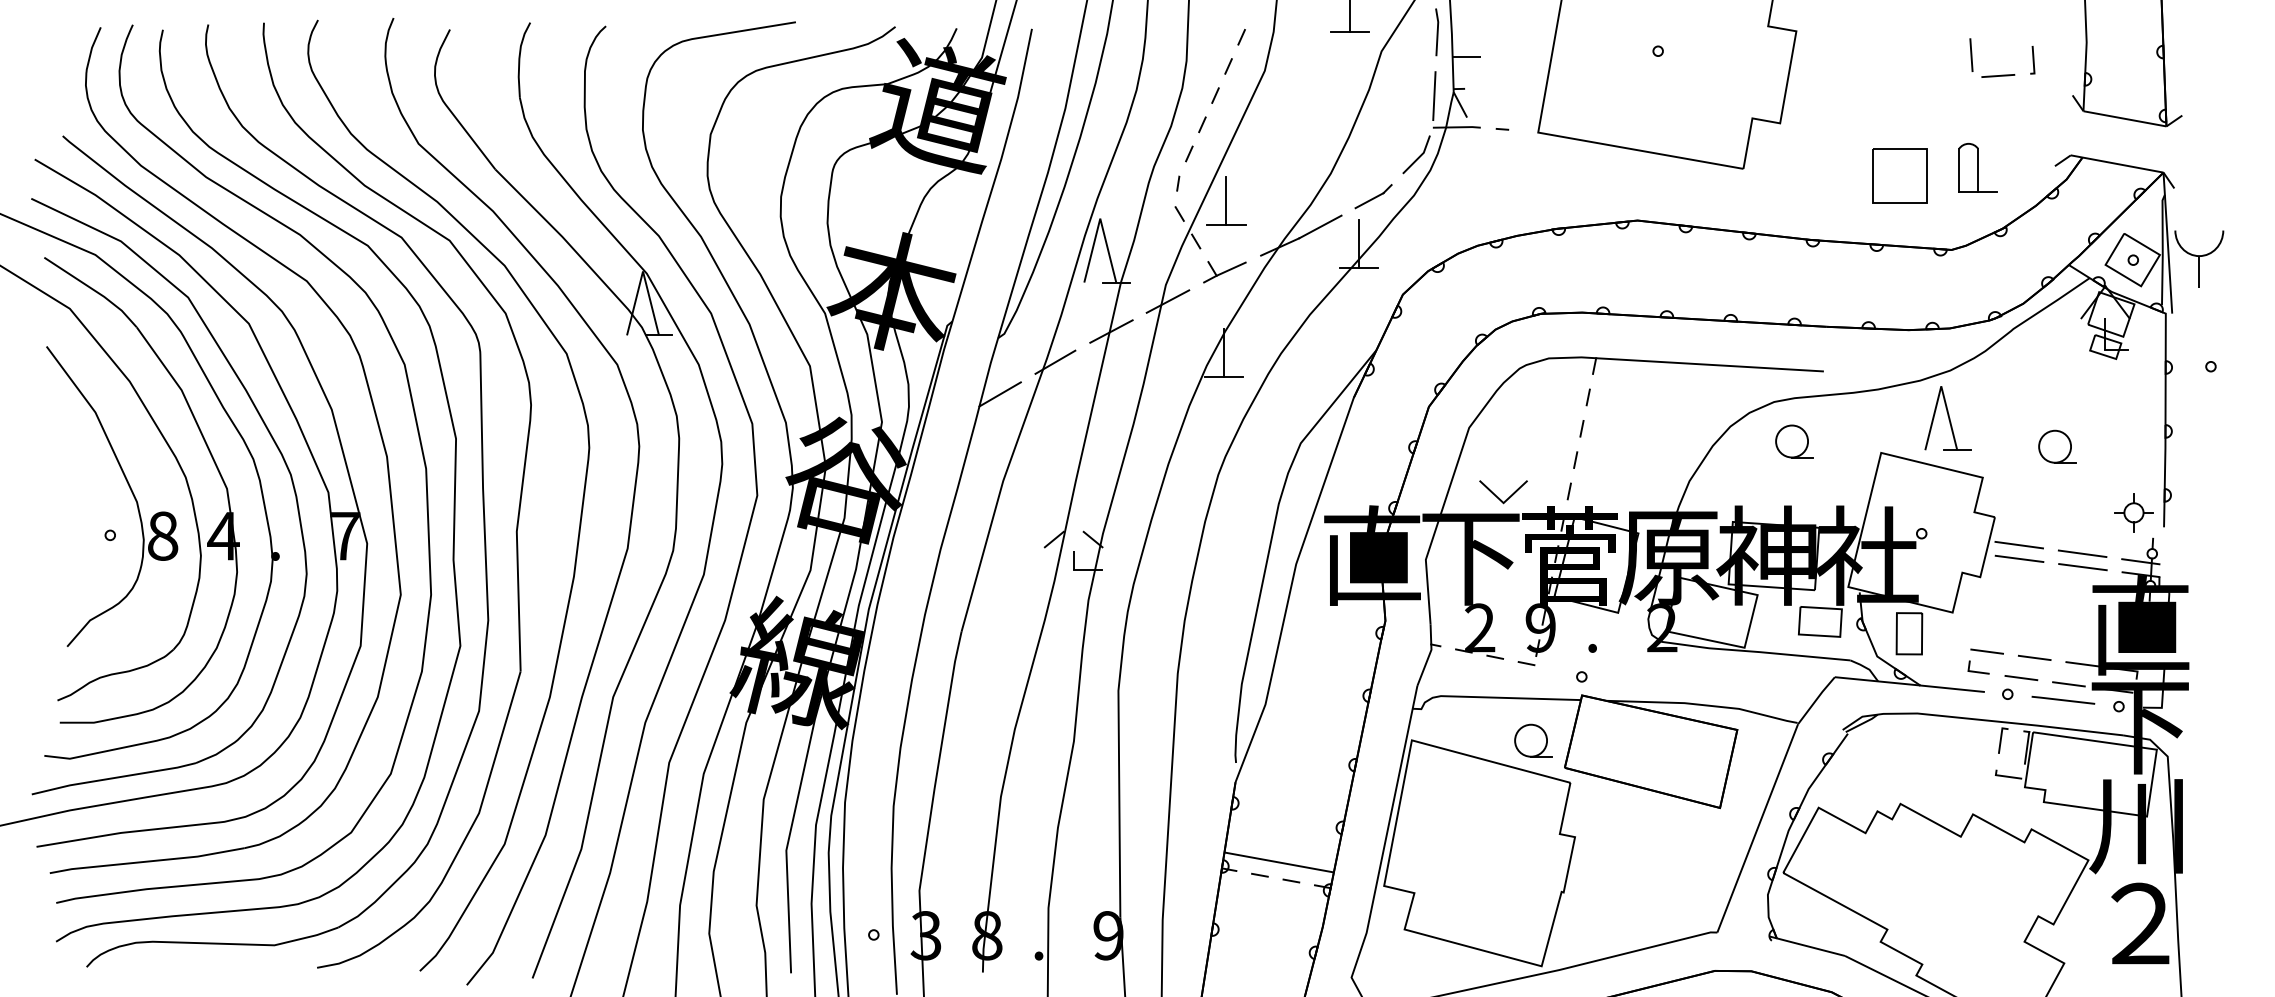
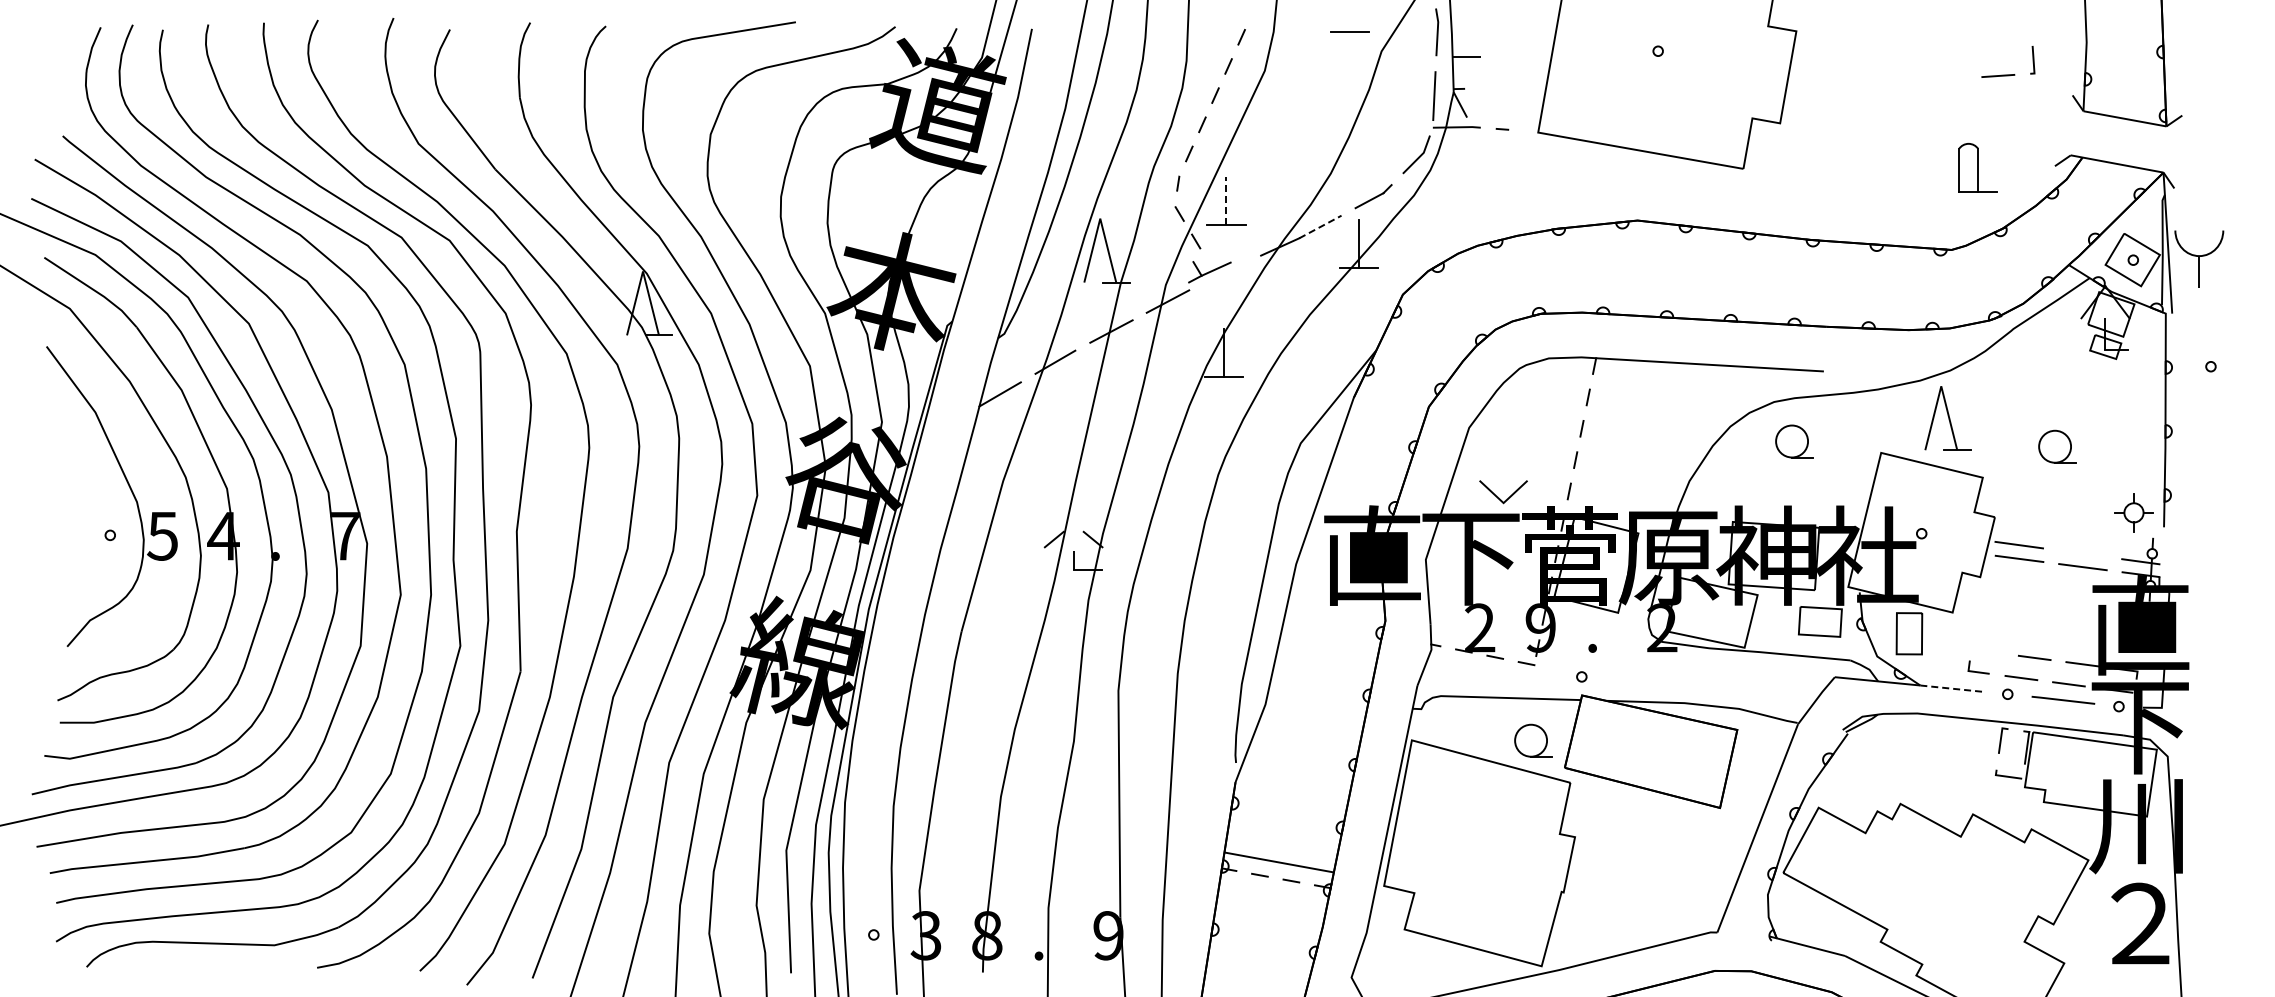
line: present -> none (1350, 16)
line: present -> none (1971, 55)
part: present -> none (1899, 175)
line: solid -> dashed (1226, 200)
line: solid -> dashed (1320, 227)
part position: (1224, 272) -> (1209, 272) (1209, 272)
text: 8 -> 5 (162, 535)
line: present -> none (2082, 553)
line: present -> none (1987, 651)
line: solid -> dashed (1952, 688)
